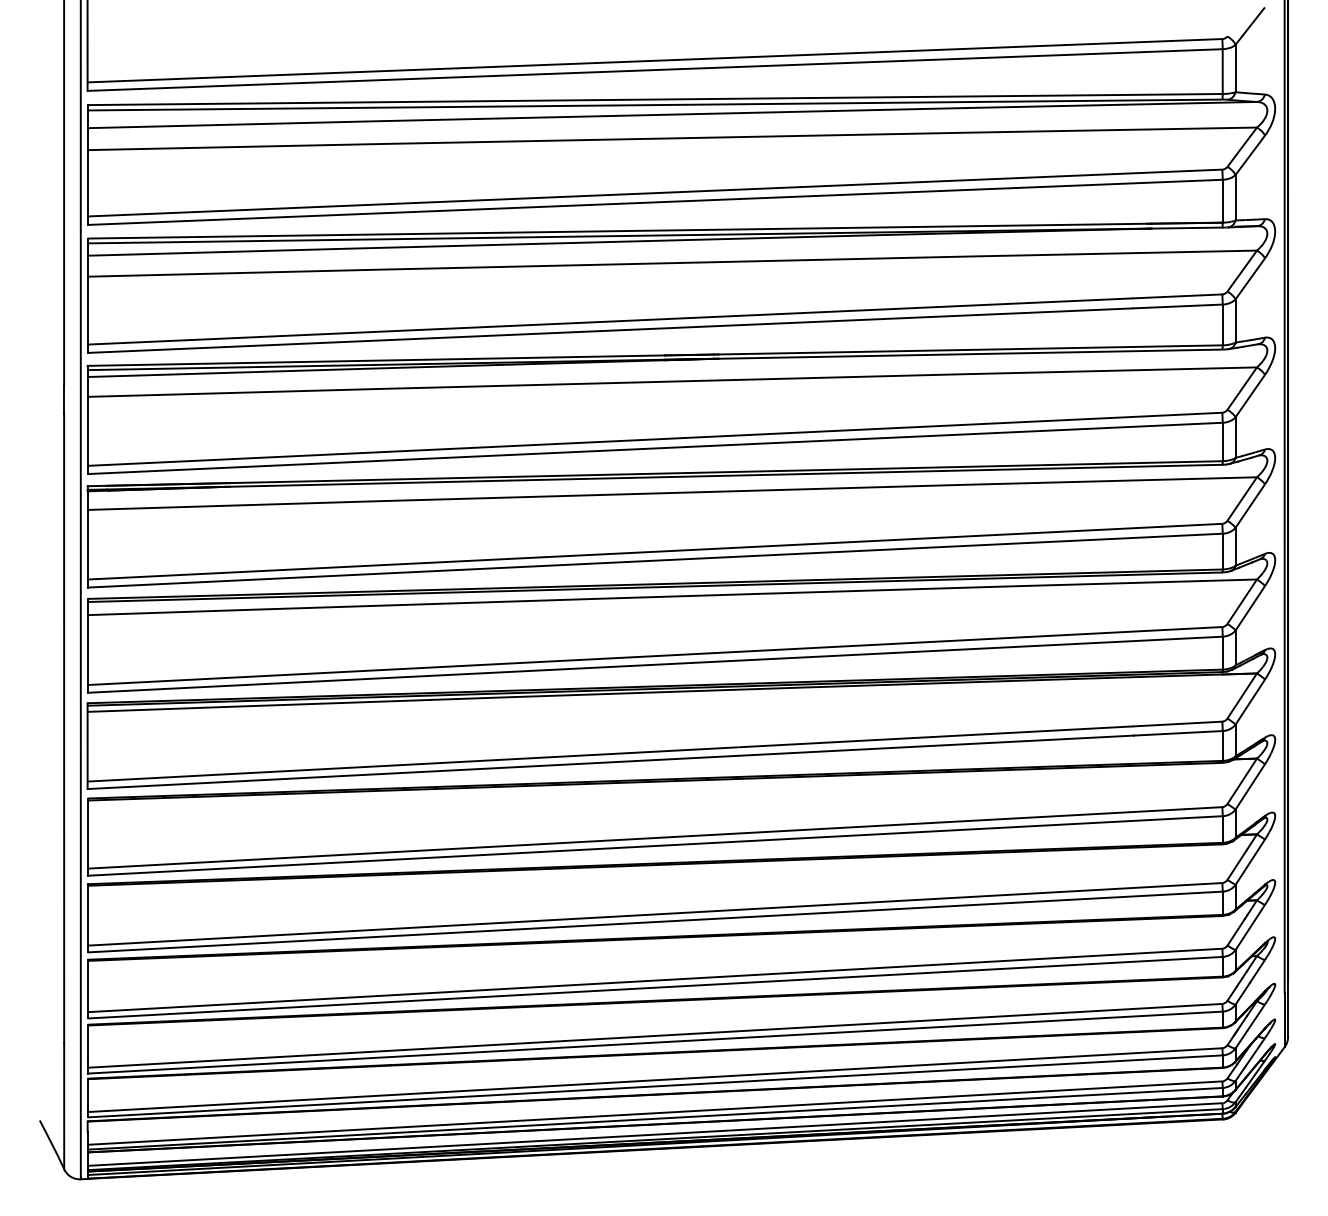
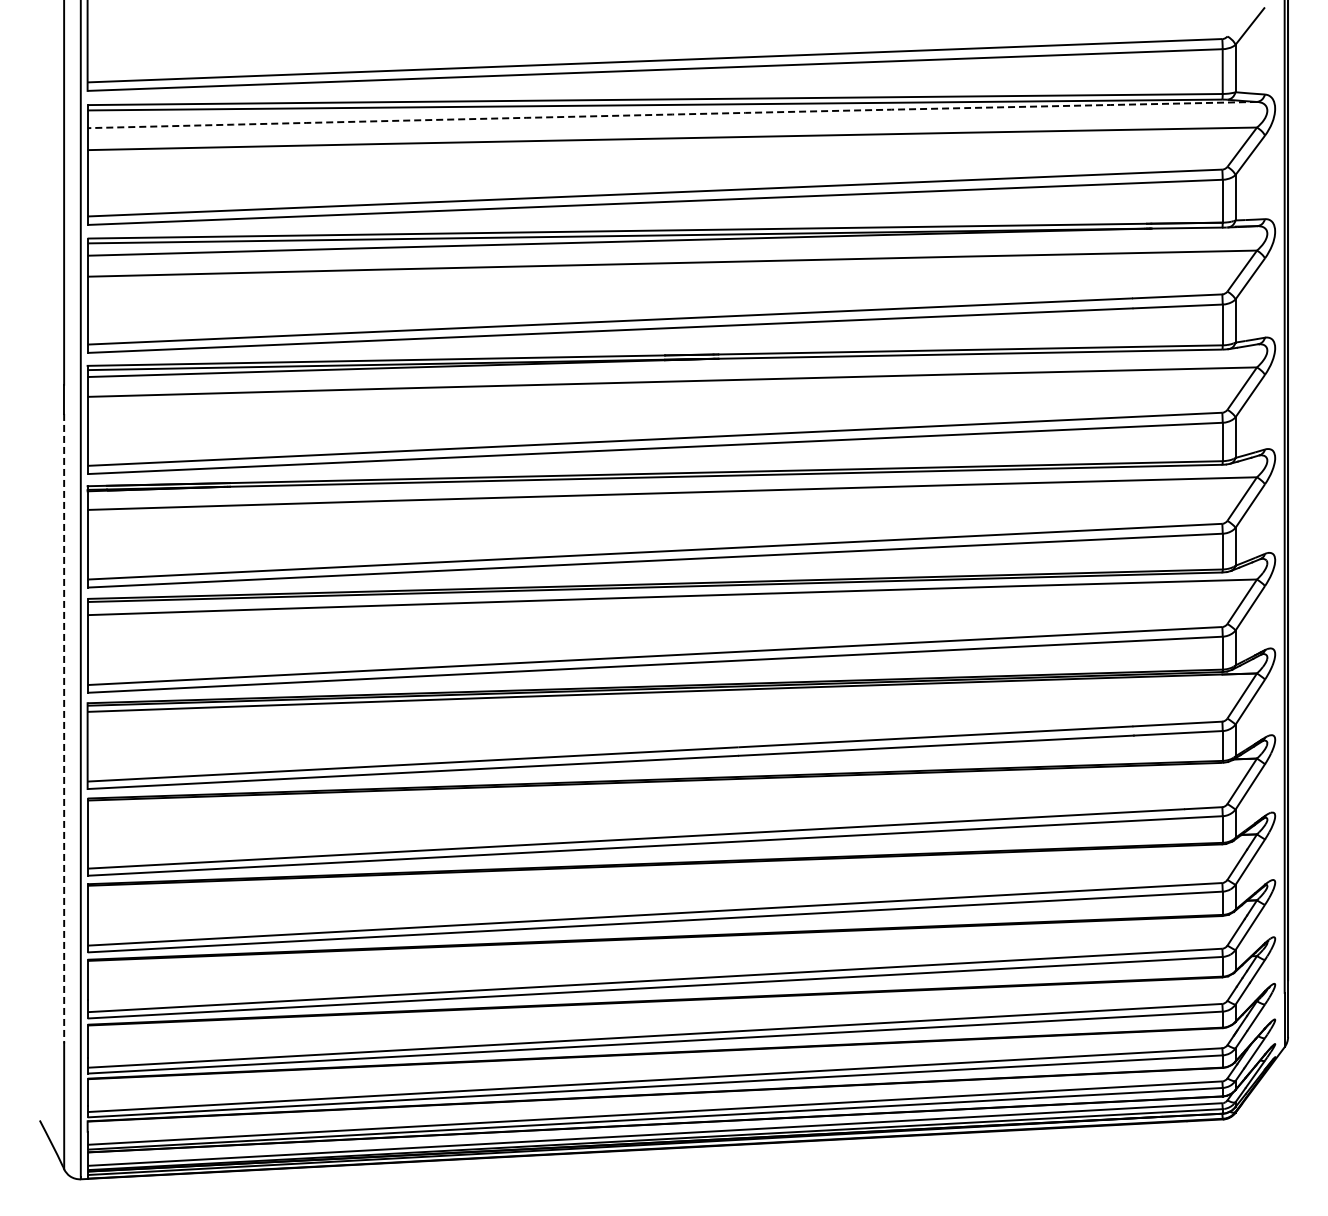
arc: solid -> dashed (672, 114)
line: solid -> dashed (64, 728)
